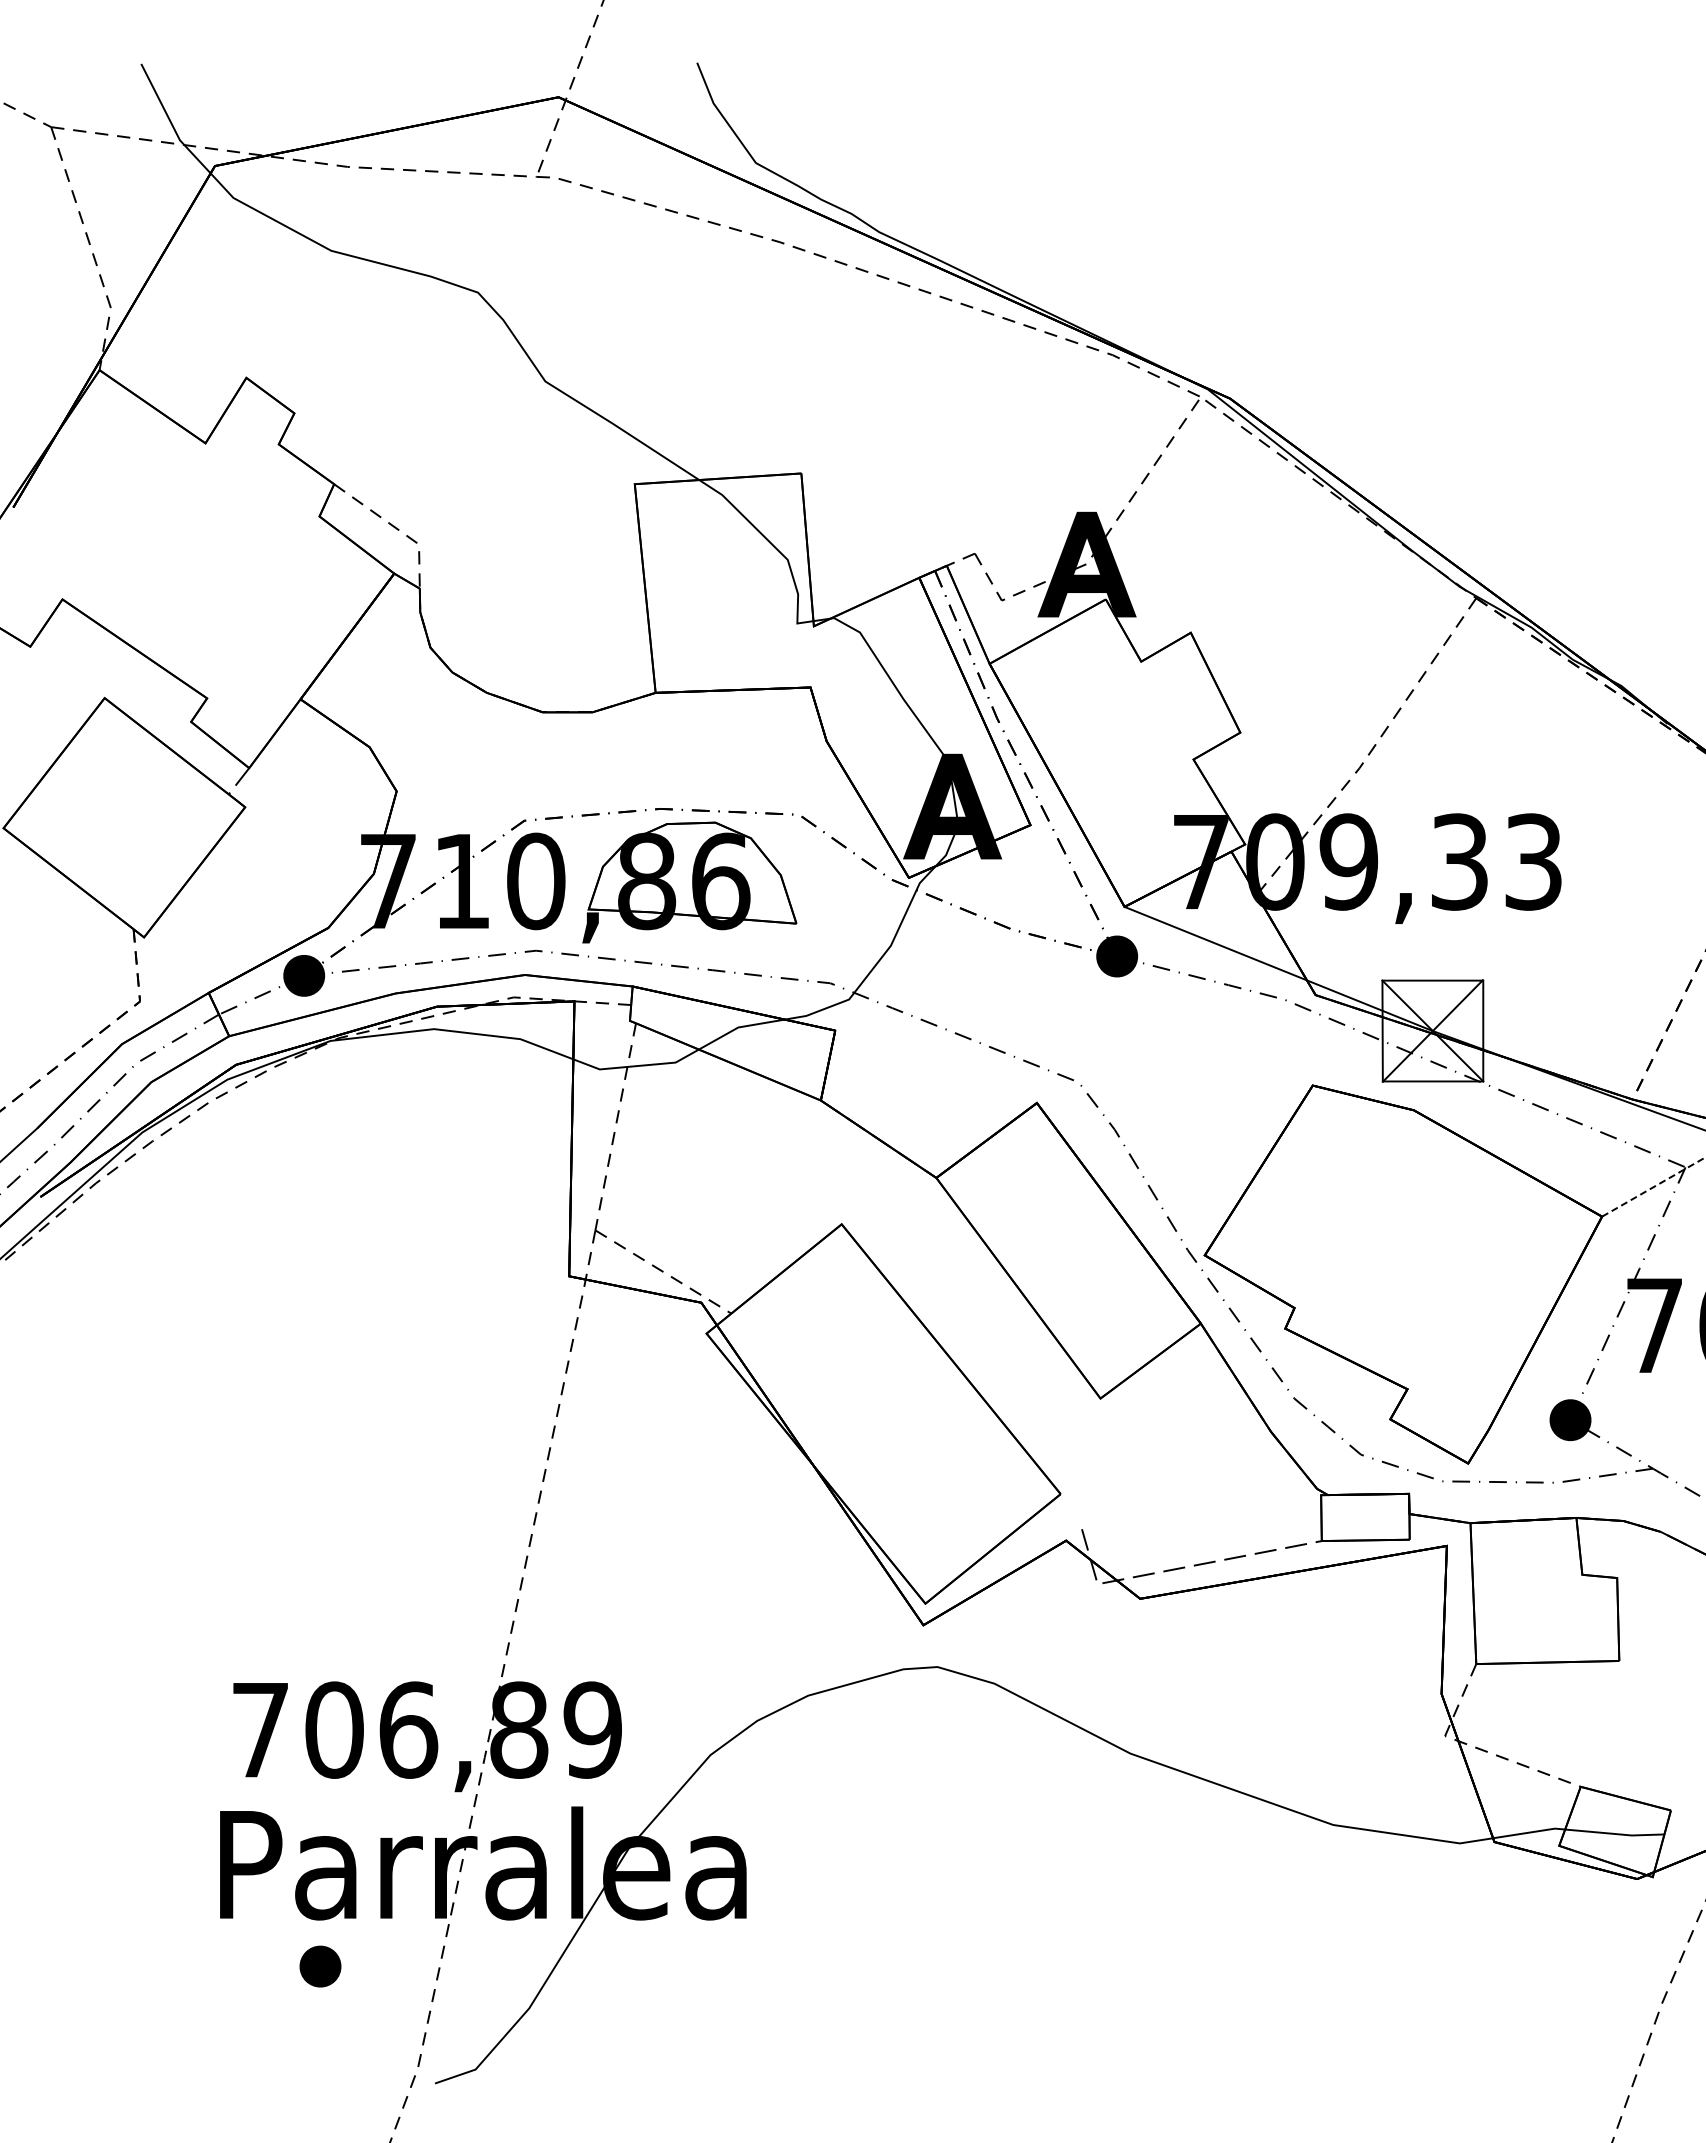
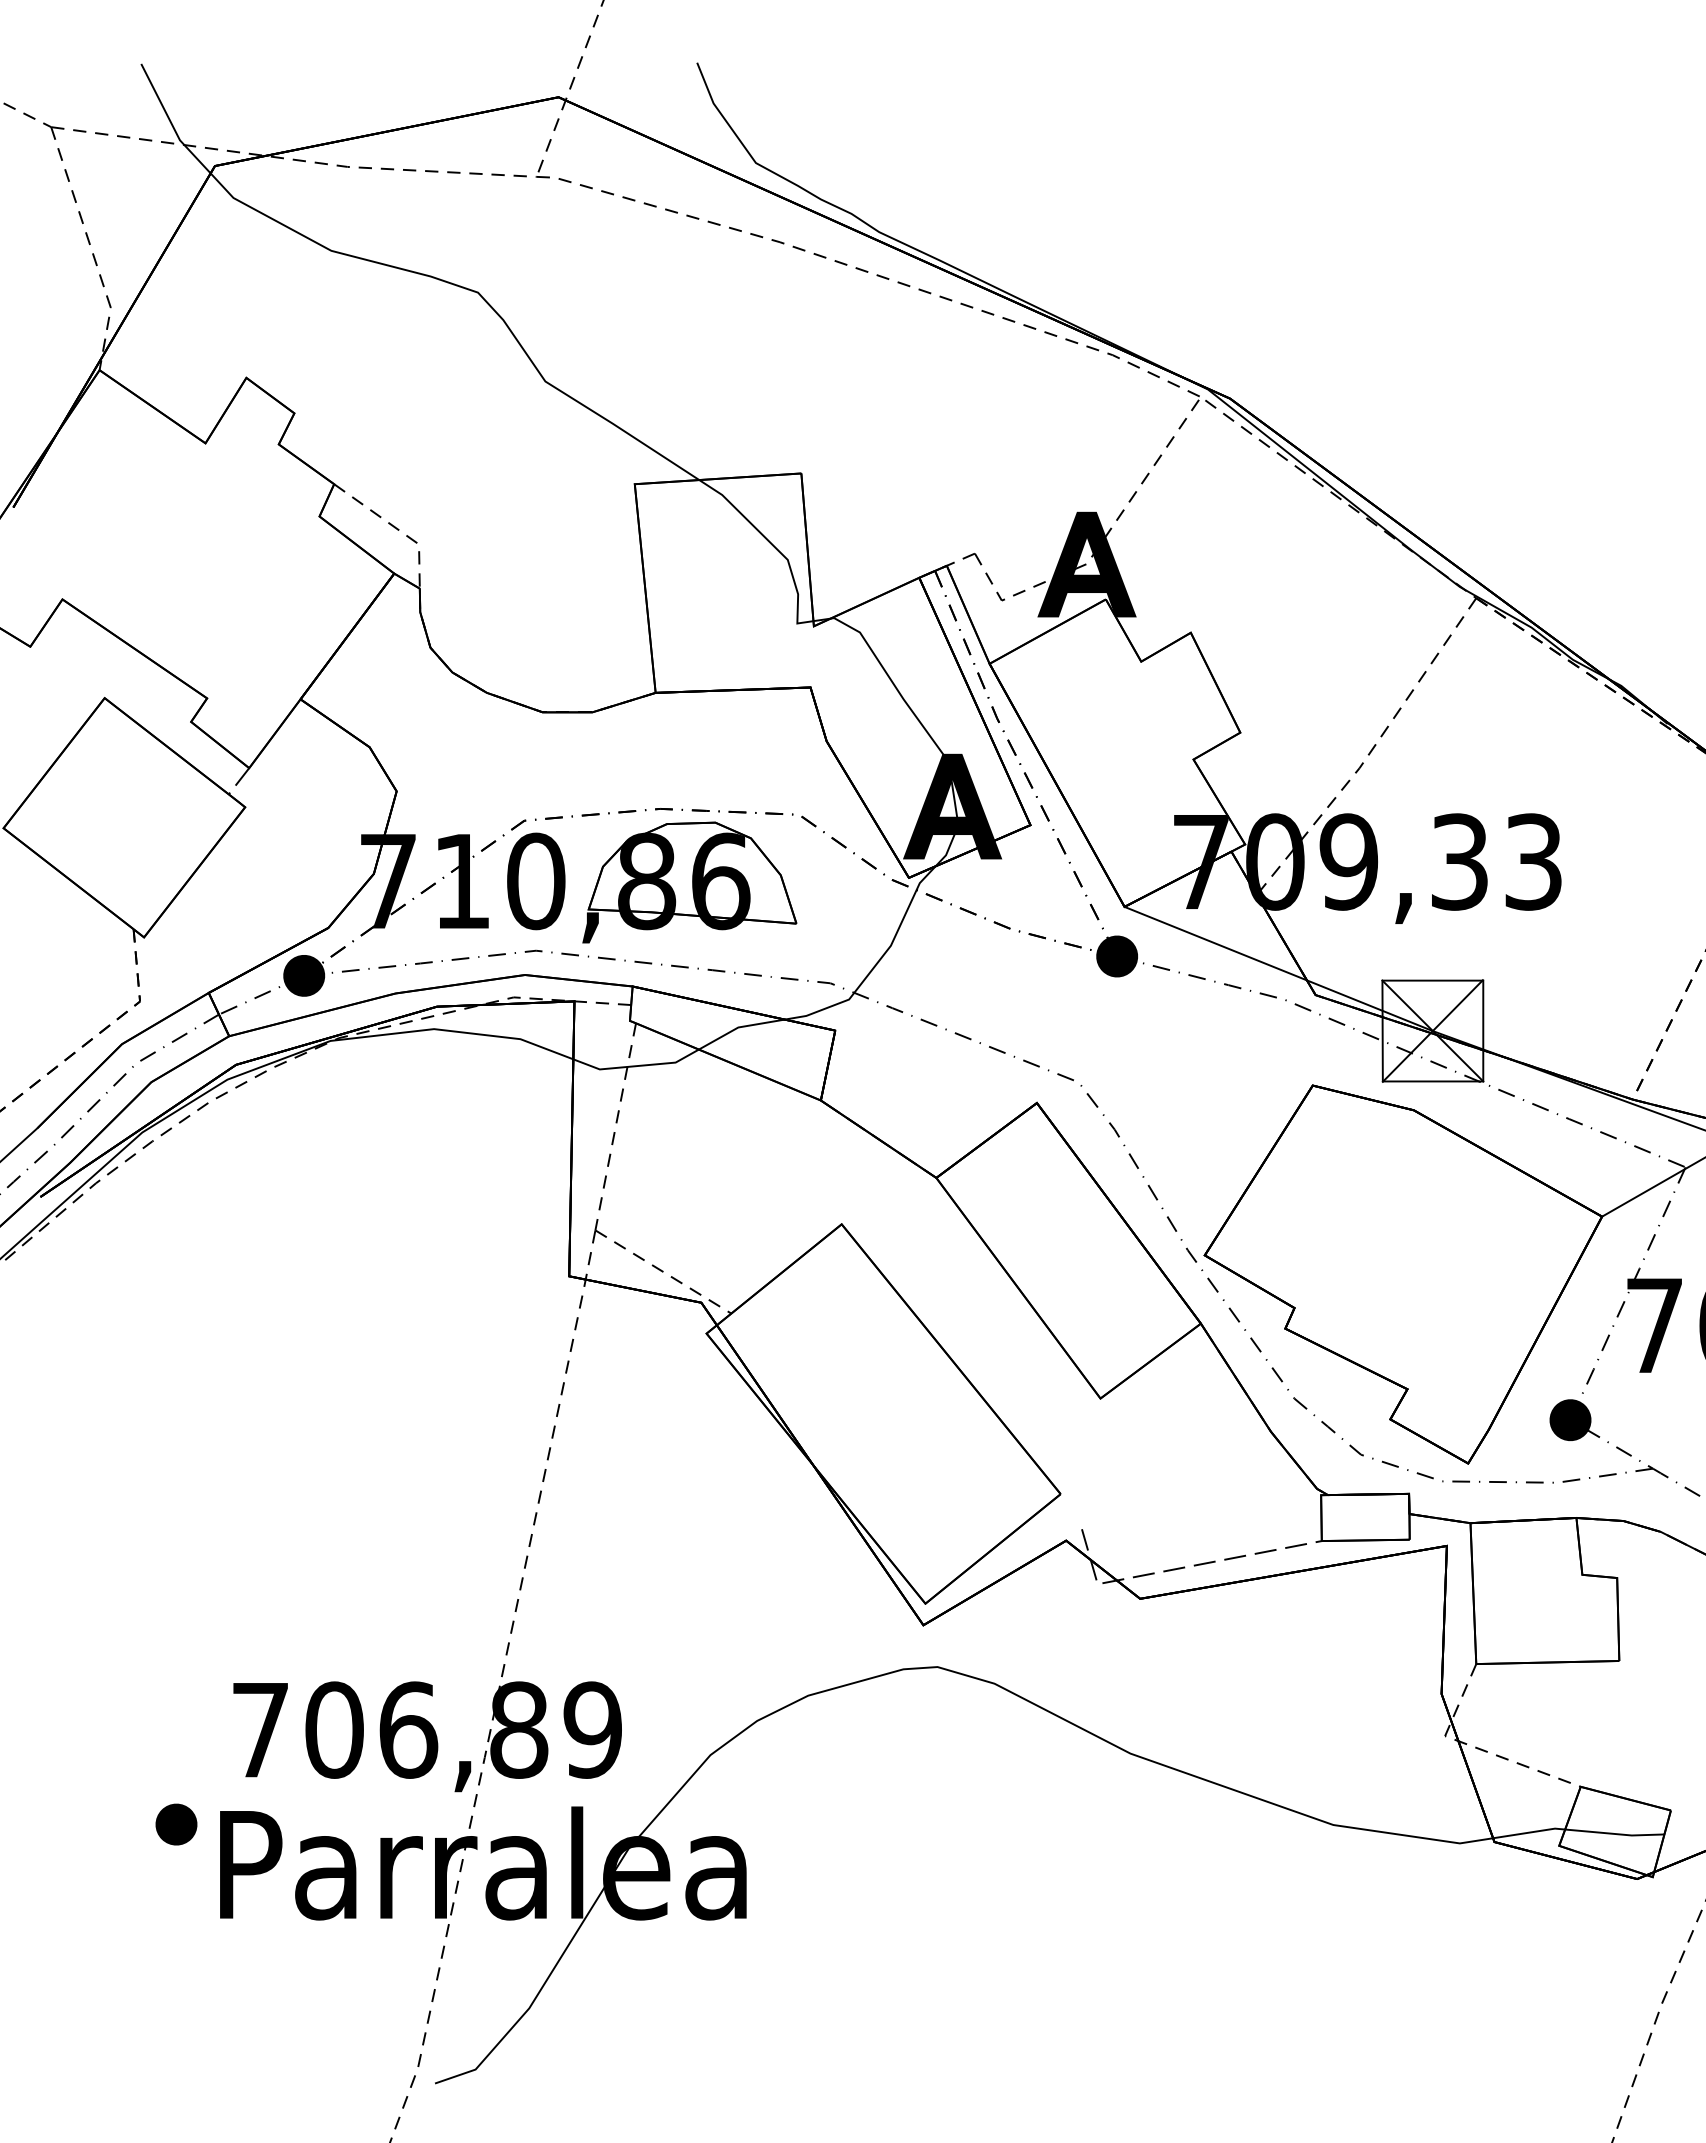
line: dashed -> solid (1653, 1186)
part position: (320, 1966) -> (176, 1824) (176, 1824)
